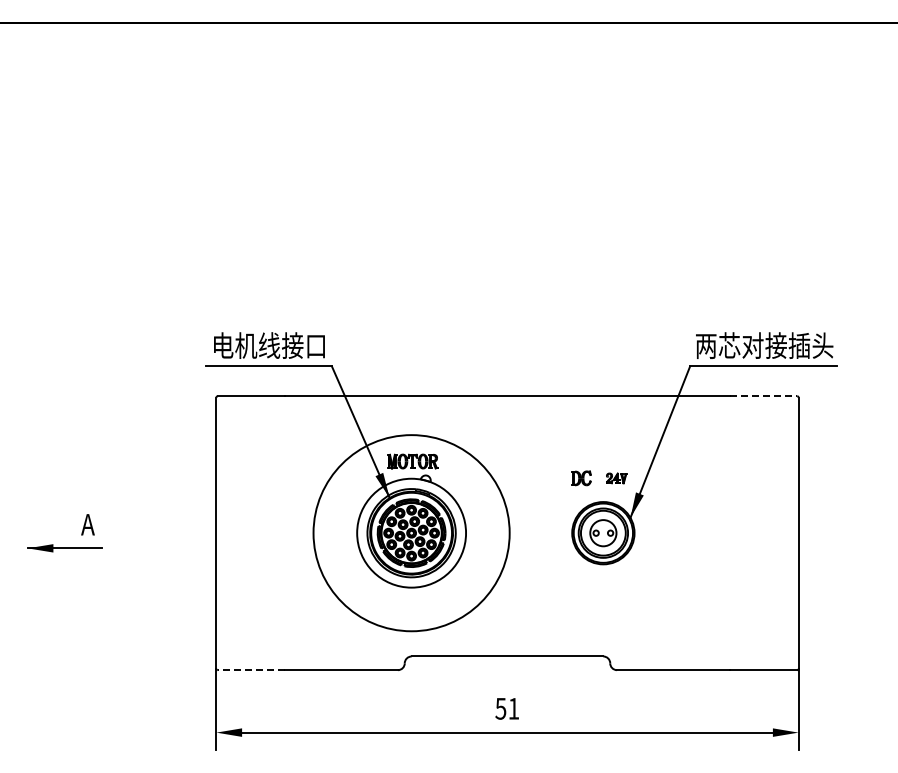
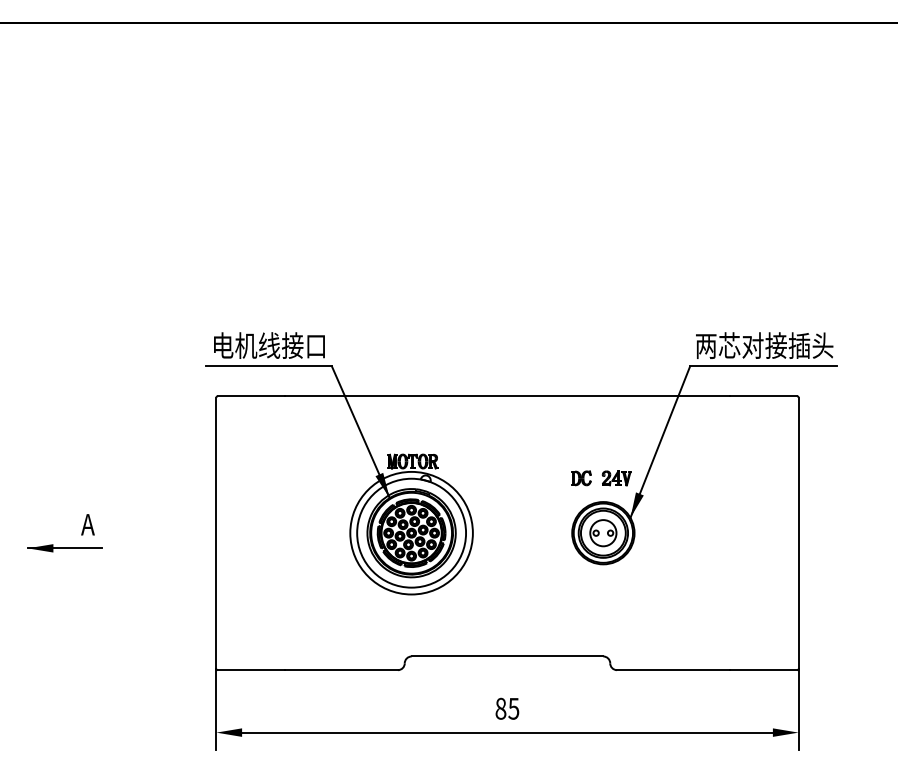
line: dashed -> solid (763, 396)
part size: 22x13 px -> 31x17 px (616, 478)
circle diameter: 196 px -> 123 px (411, 532)
line: dashed -> solid (251, 670)
text: 51 -> 85 (507, 708)
